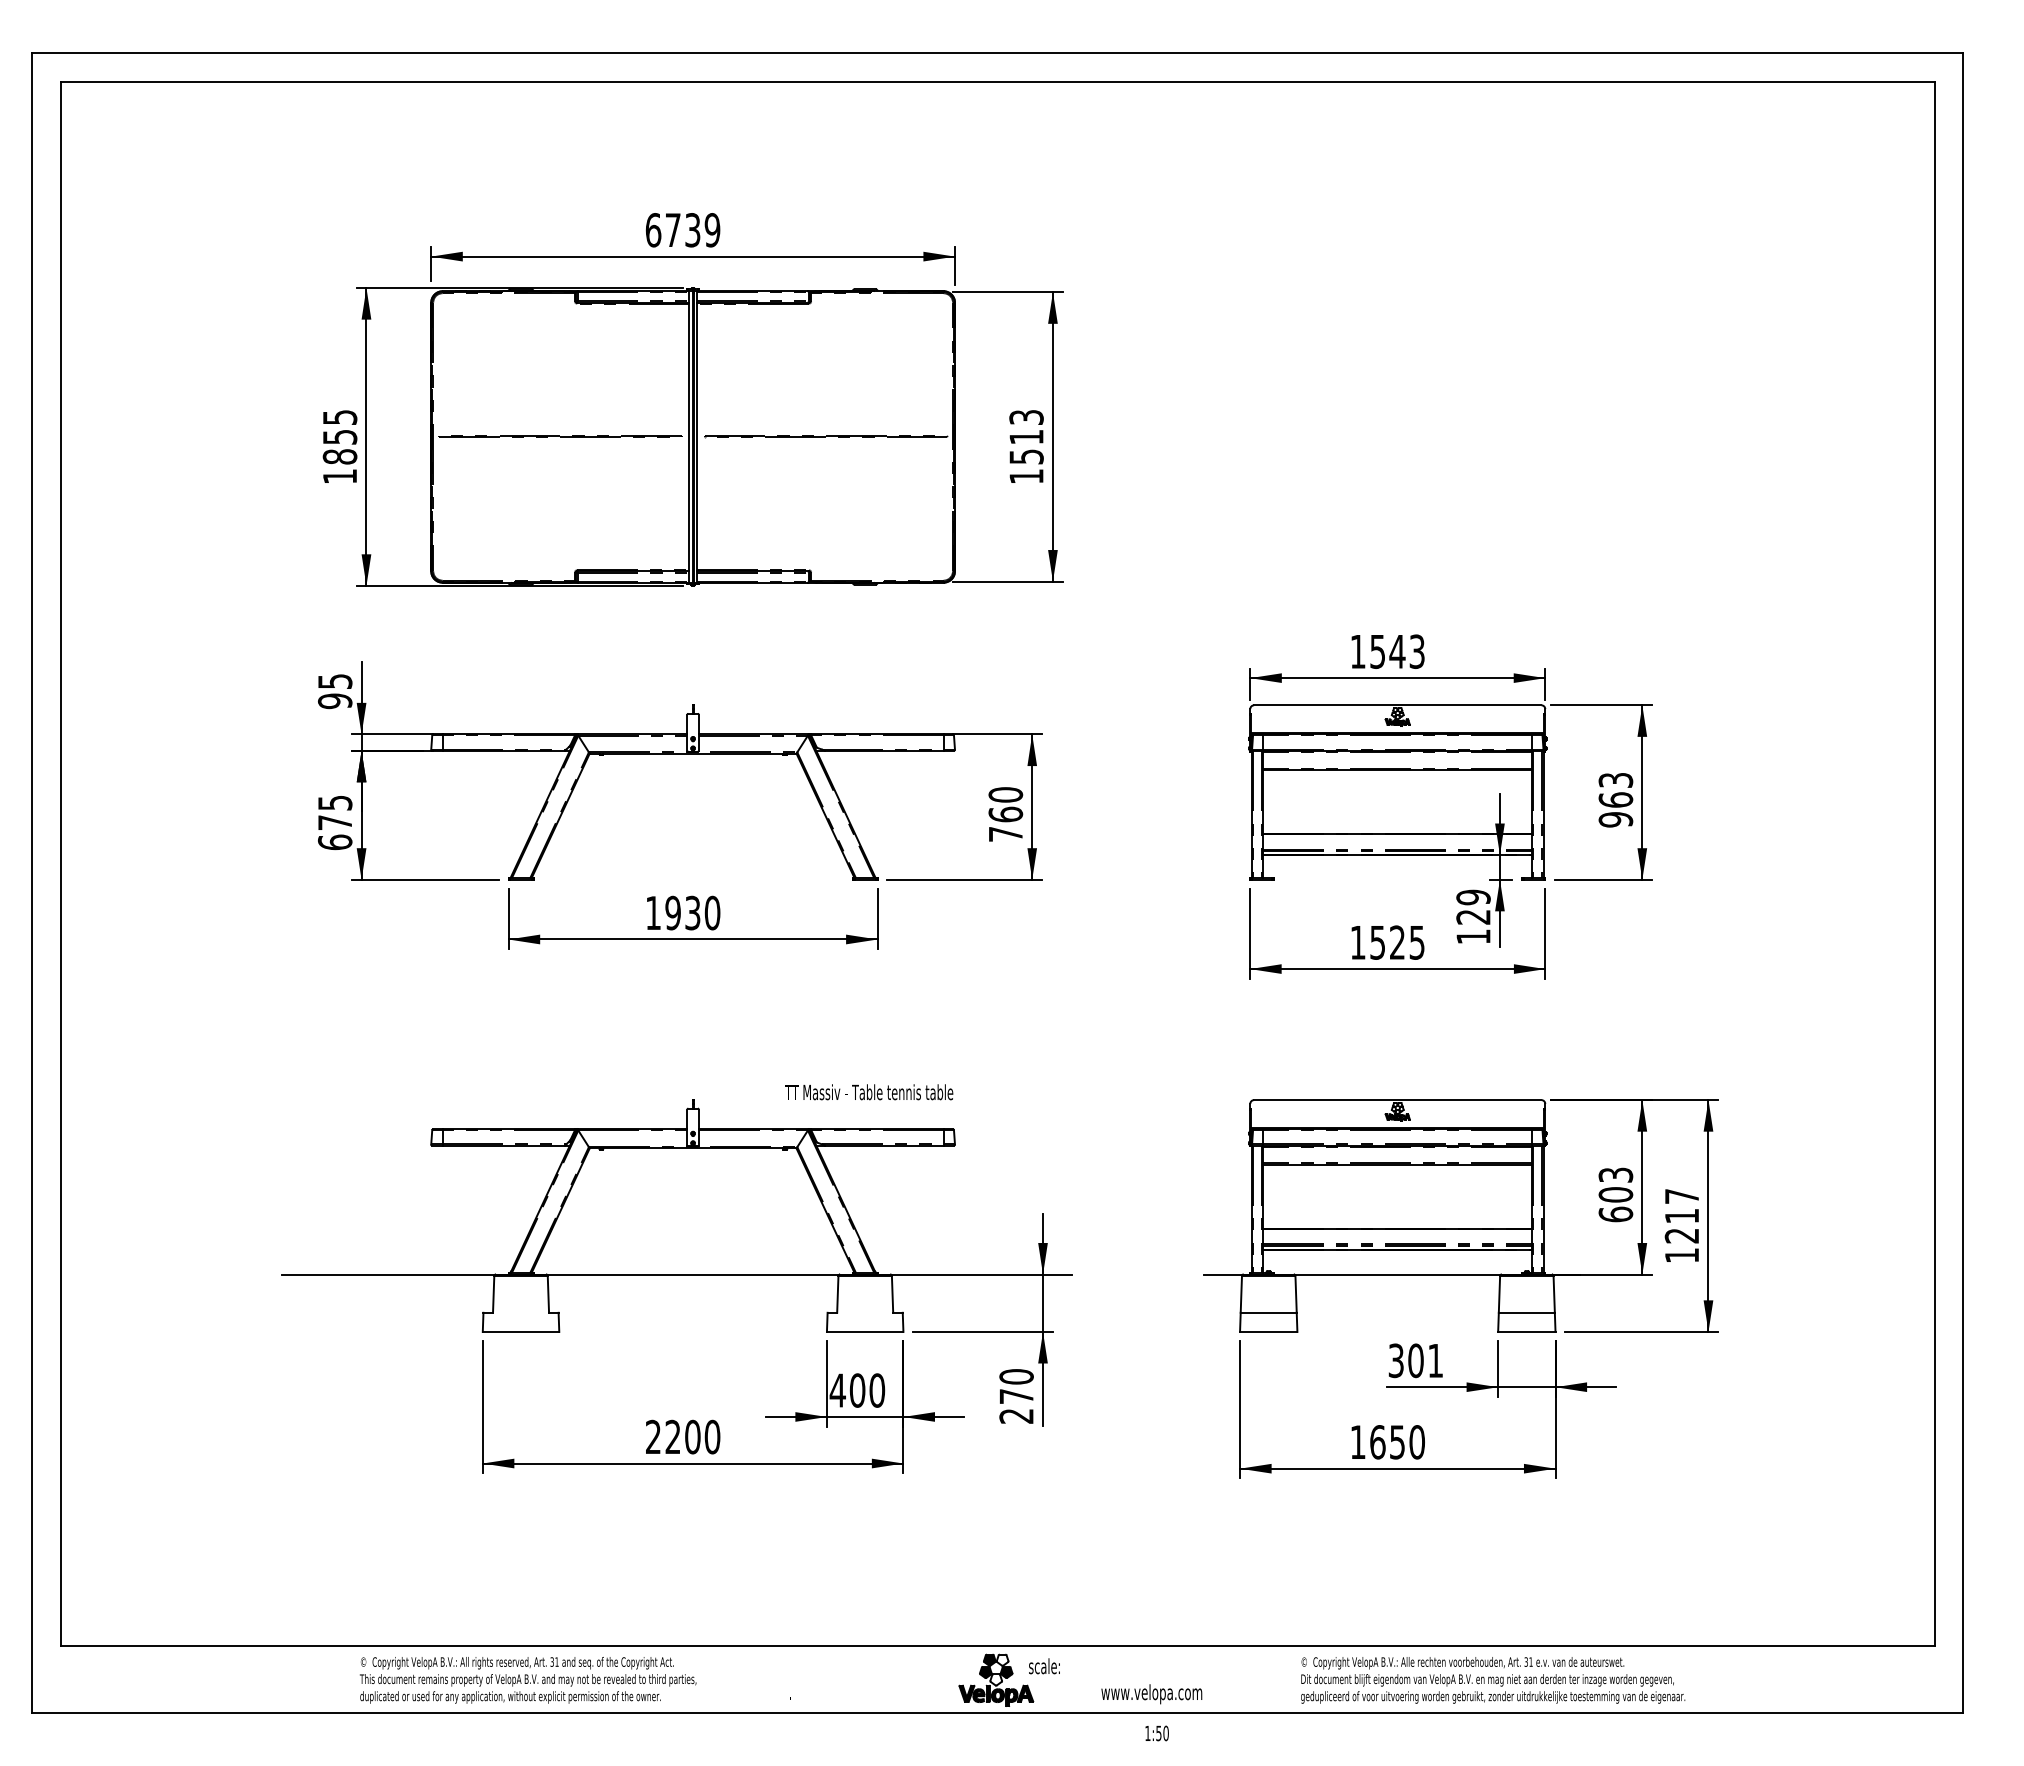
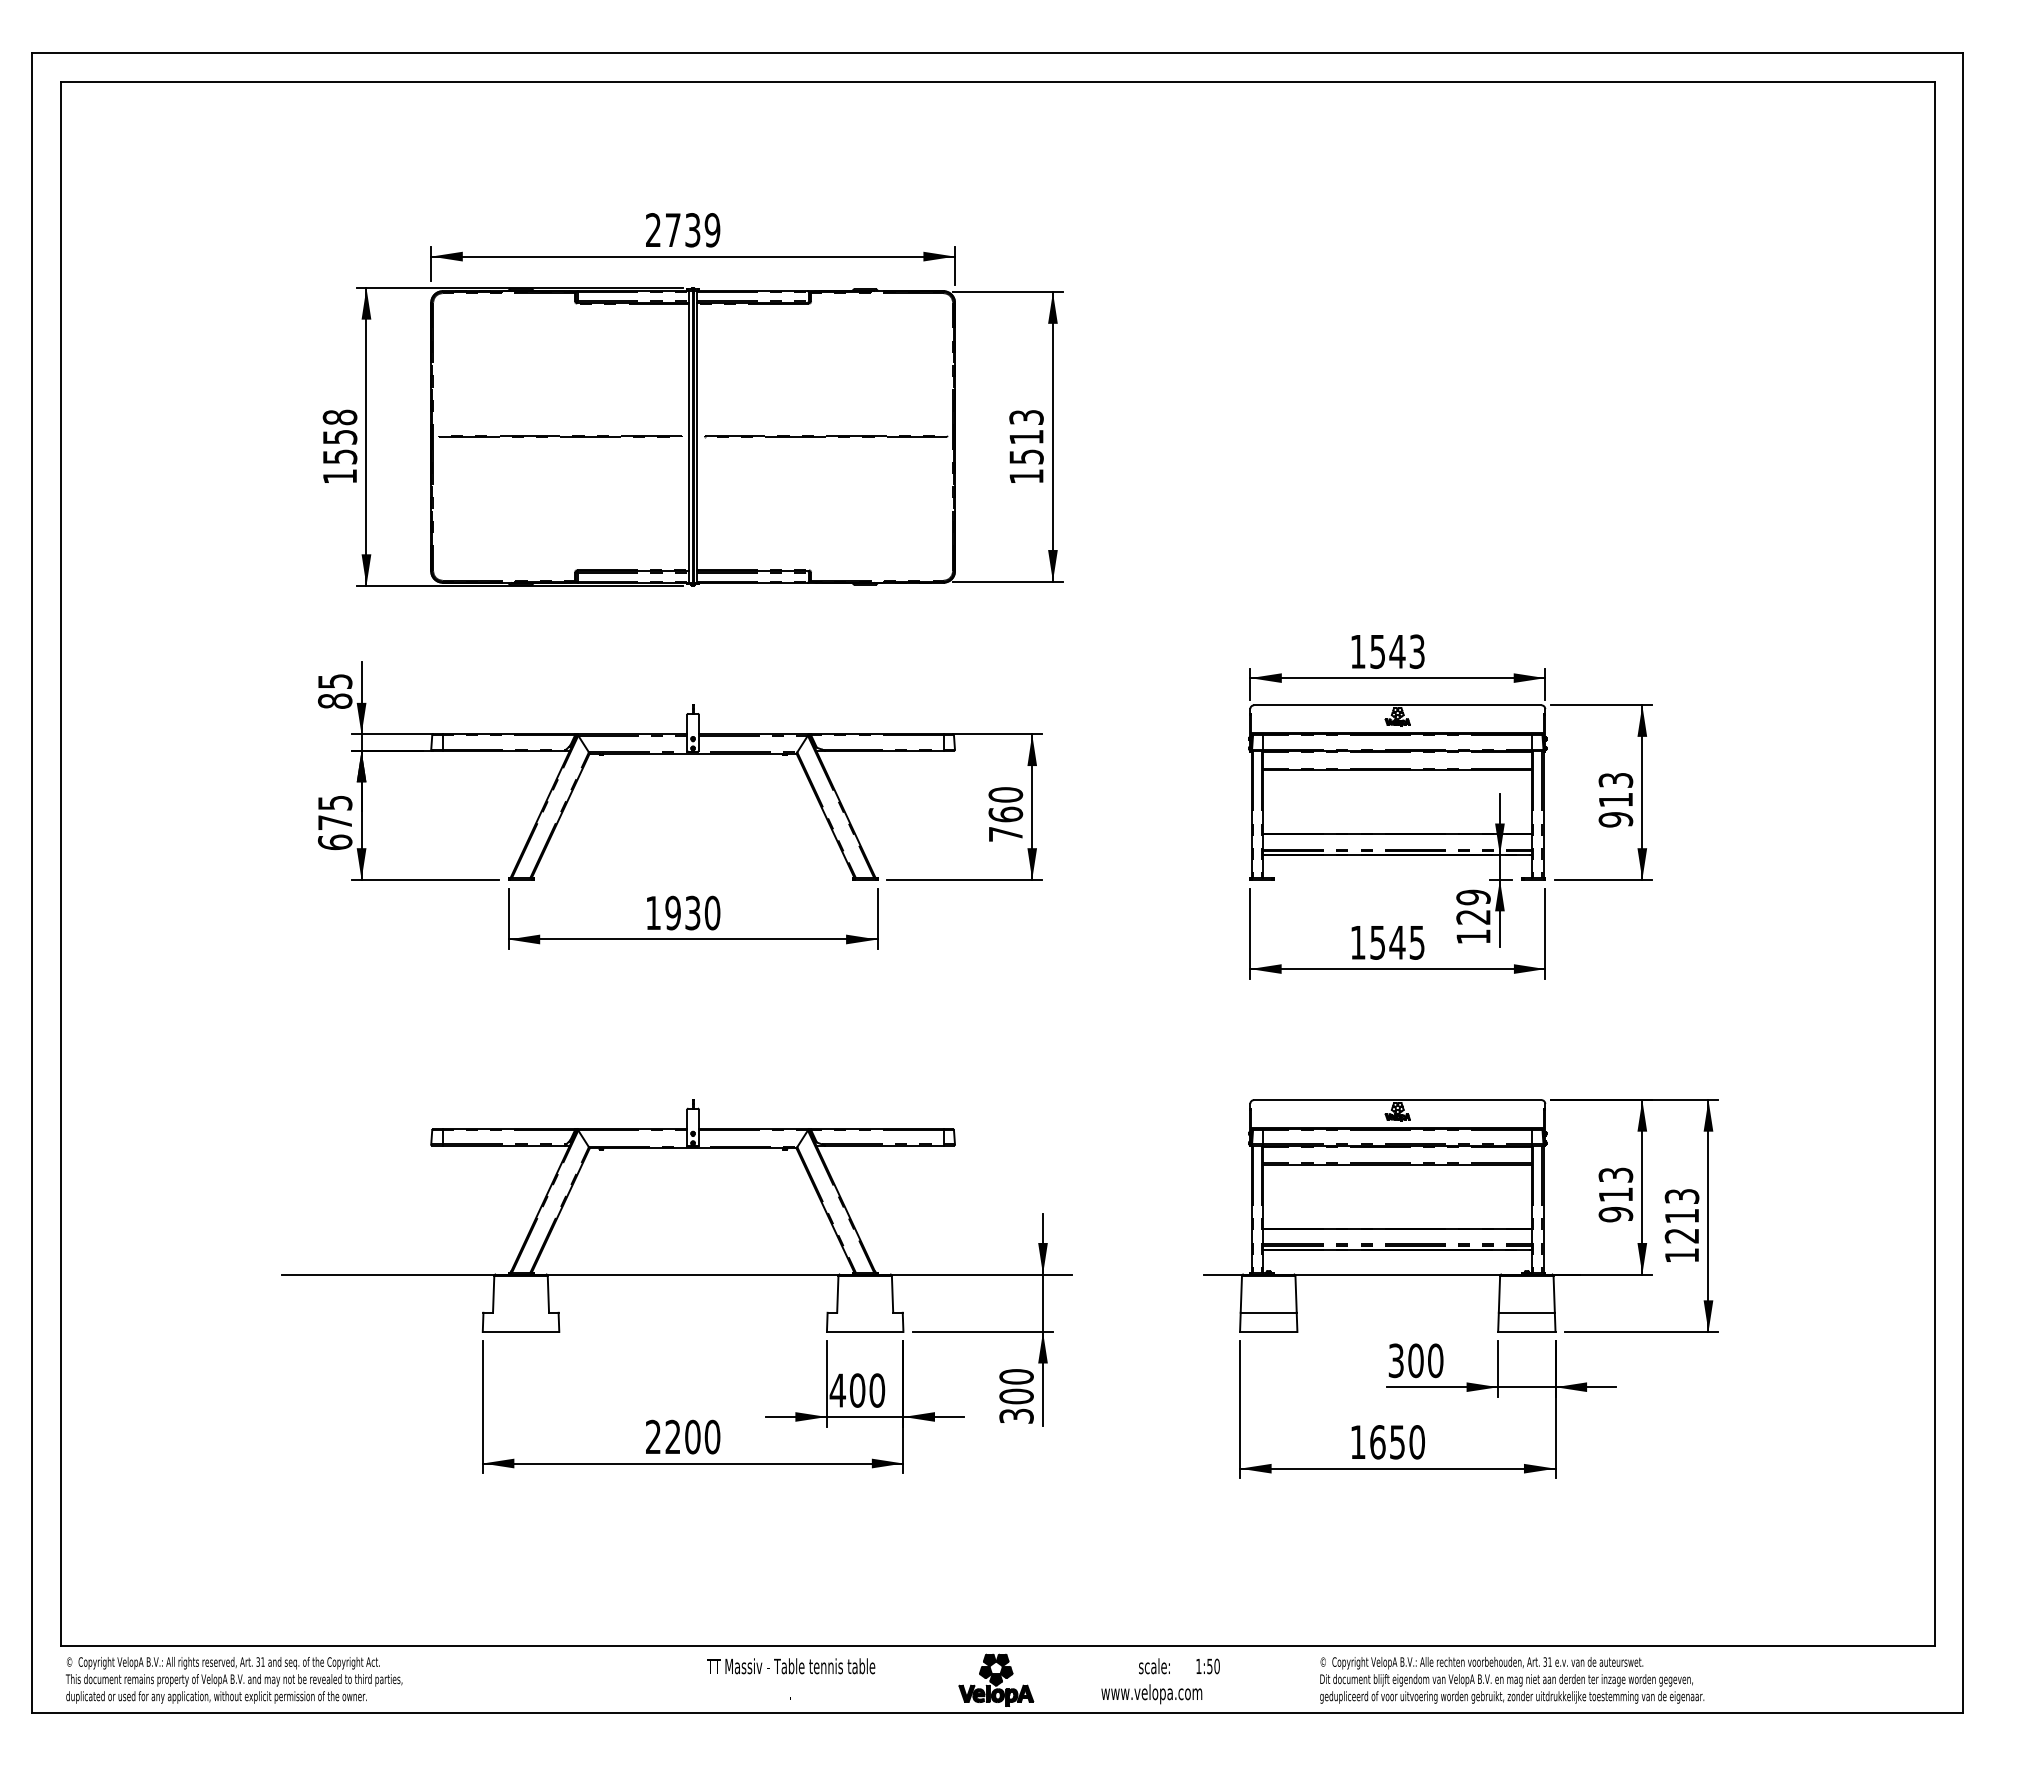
text: 6739 -> 2739 (653, 230)
text: 1855 -> 1558 (339, 436)
text: 95 -> 85 (335, 701)
text: 963 -> 913 (1615, 799)
text: 1525 -> 1545 (1397, 942)
text position: (869, 1092) -> (791, 1666) (791, 1666)
text: 1217 -> 1213 (1681, 1196)
text: 603 -> 913 (1615, 1204)
text: 301 -> 300 (1435, 1360)
text: 270 -> 300 (1016, 1405)
fill: none -> present (1002, 1659)
text position: (1044, 1666) -> (1154, 1666) (1154, 1666)
fill: none -> present (996, 1679)
text position: (528, 1680) -> (234, 1680) (234, 1680)
text position: (1493, 1680) -> (1512, 1680) (1512, 1680)
text position: (1156, 1733) -> (1207, 1666) (1207, 1666)
